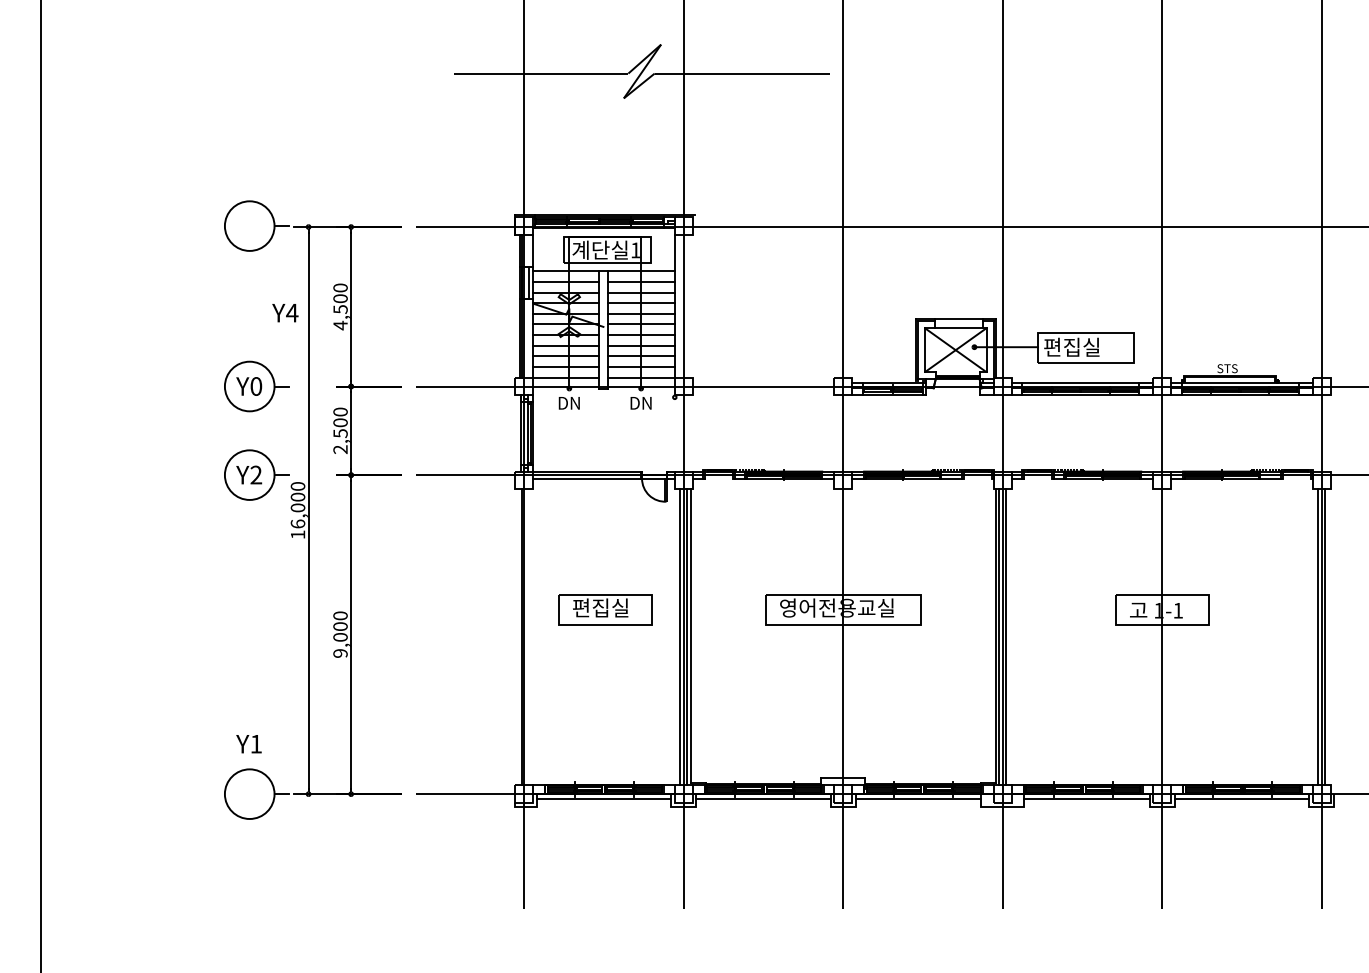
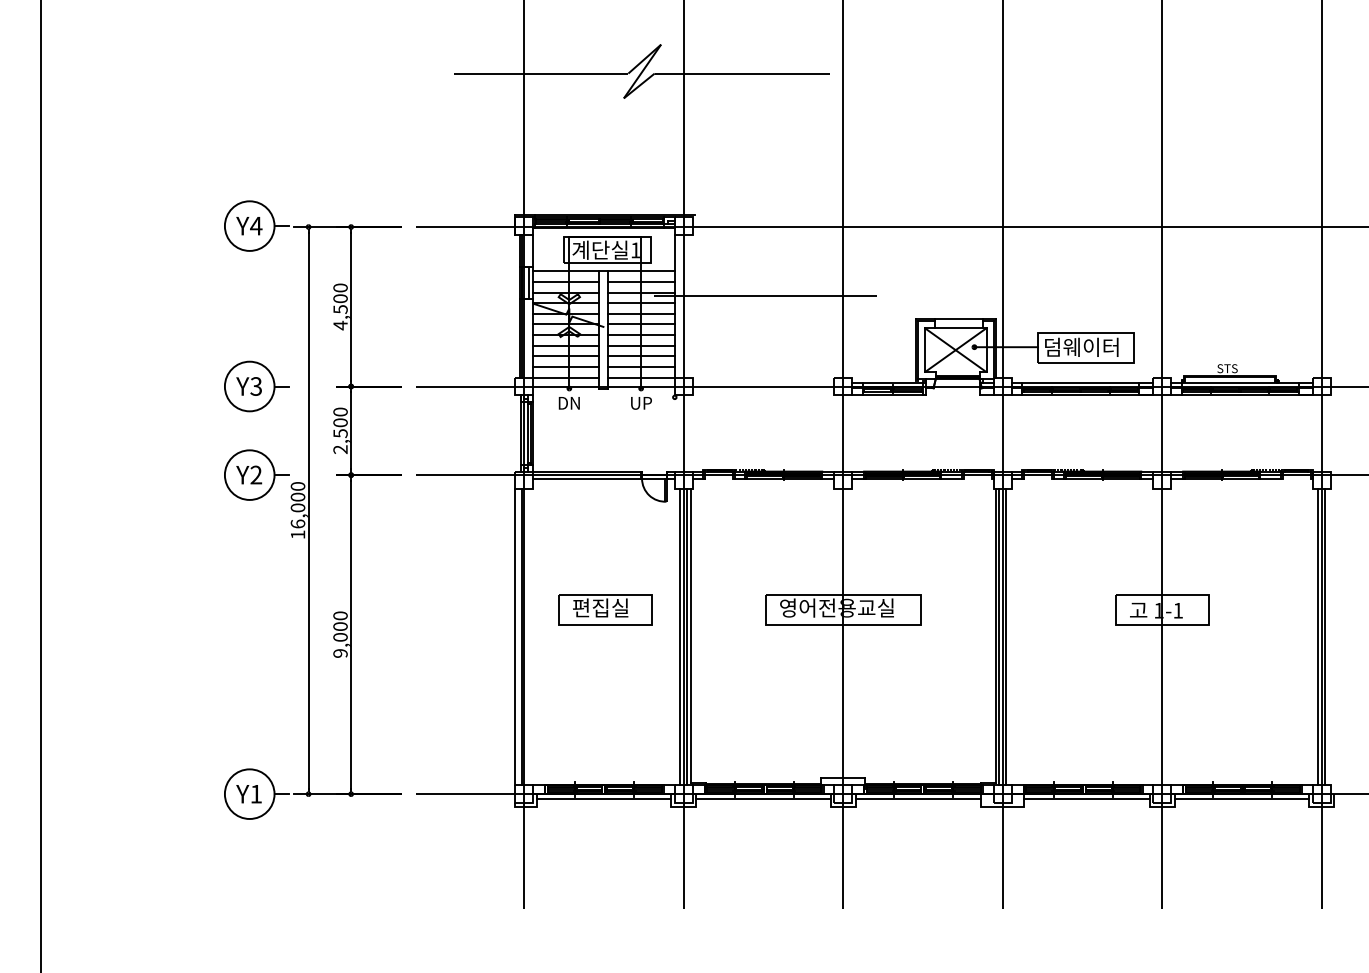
line: none -> present (764, 296)
text position: (285, 313) -> (249, 226) (249, 226)
text: 편집실 -> 덤웨이터 (1081, 346)
text: Y0 -> Y3 (256, 386)
text: DN -> UP (640, 403)
line: none -> present (515, 637)
text position: (248, 744) -> (248, 794) (248, 794)
